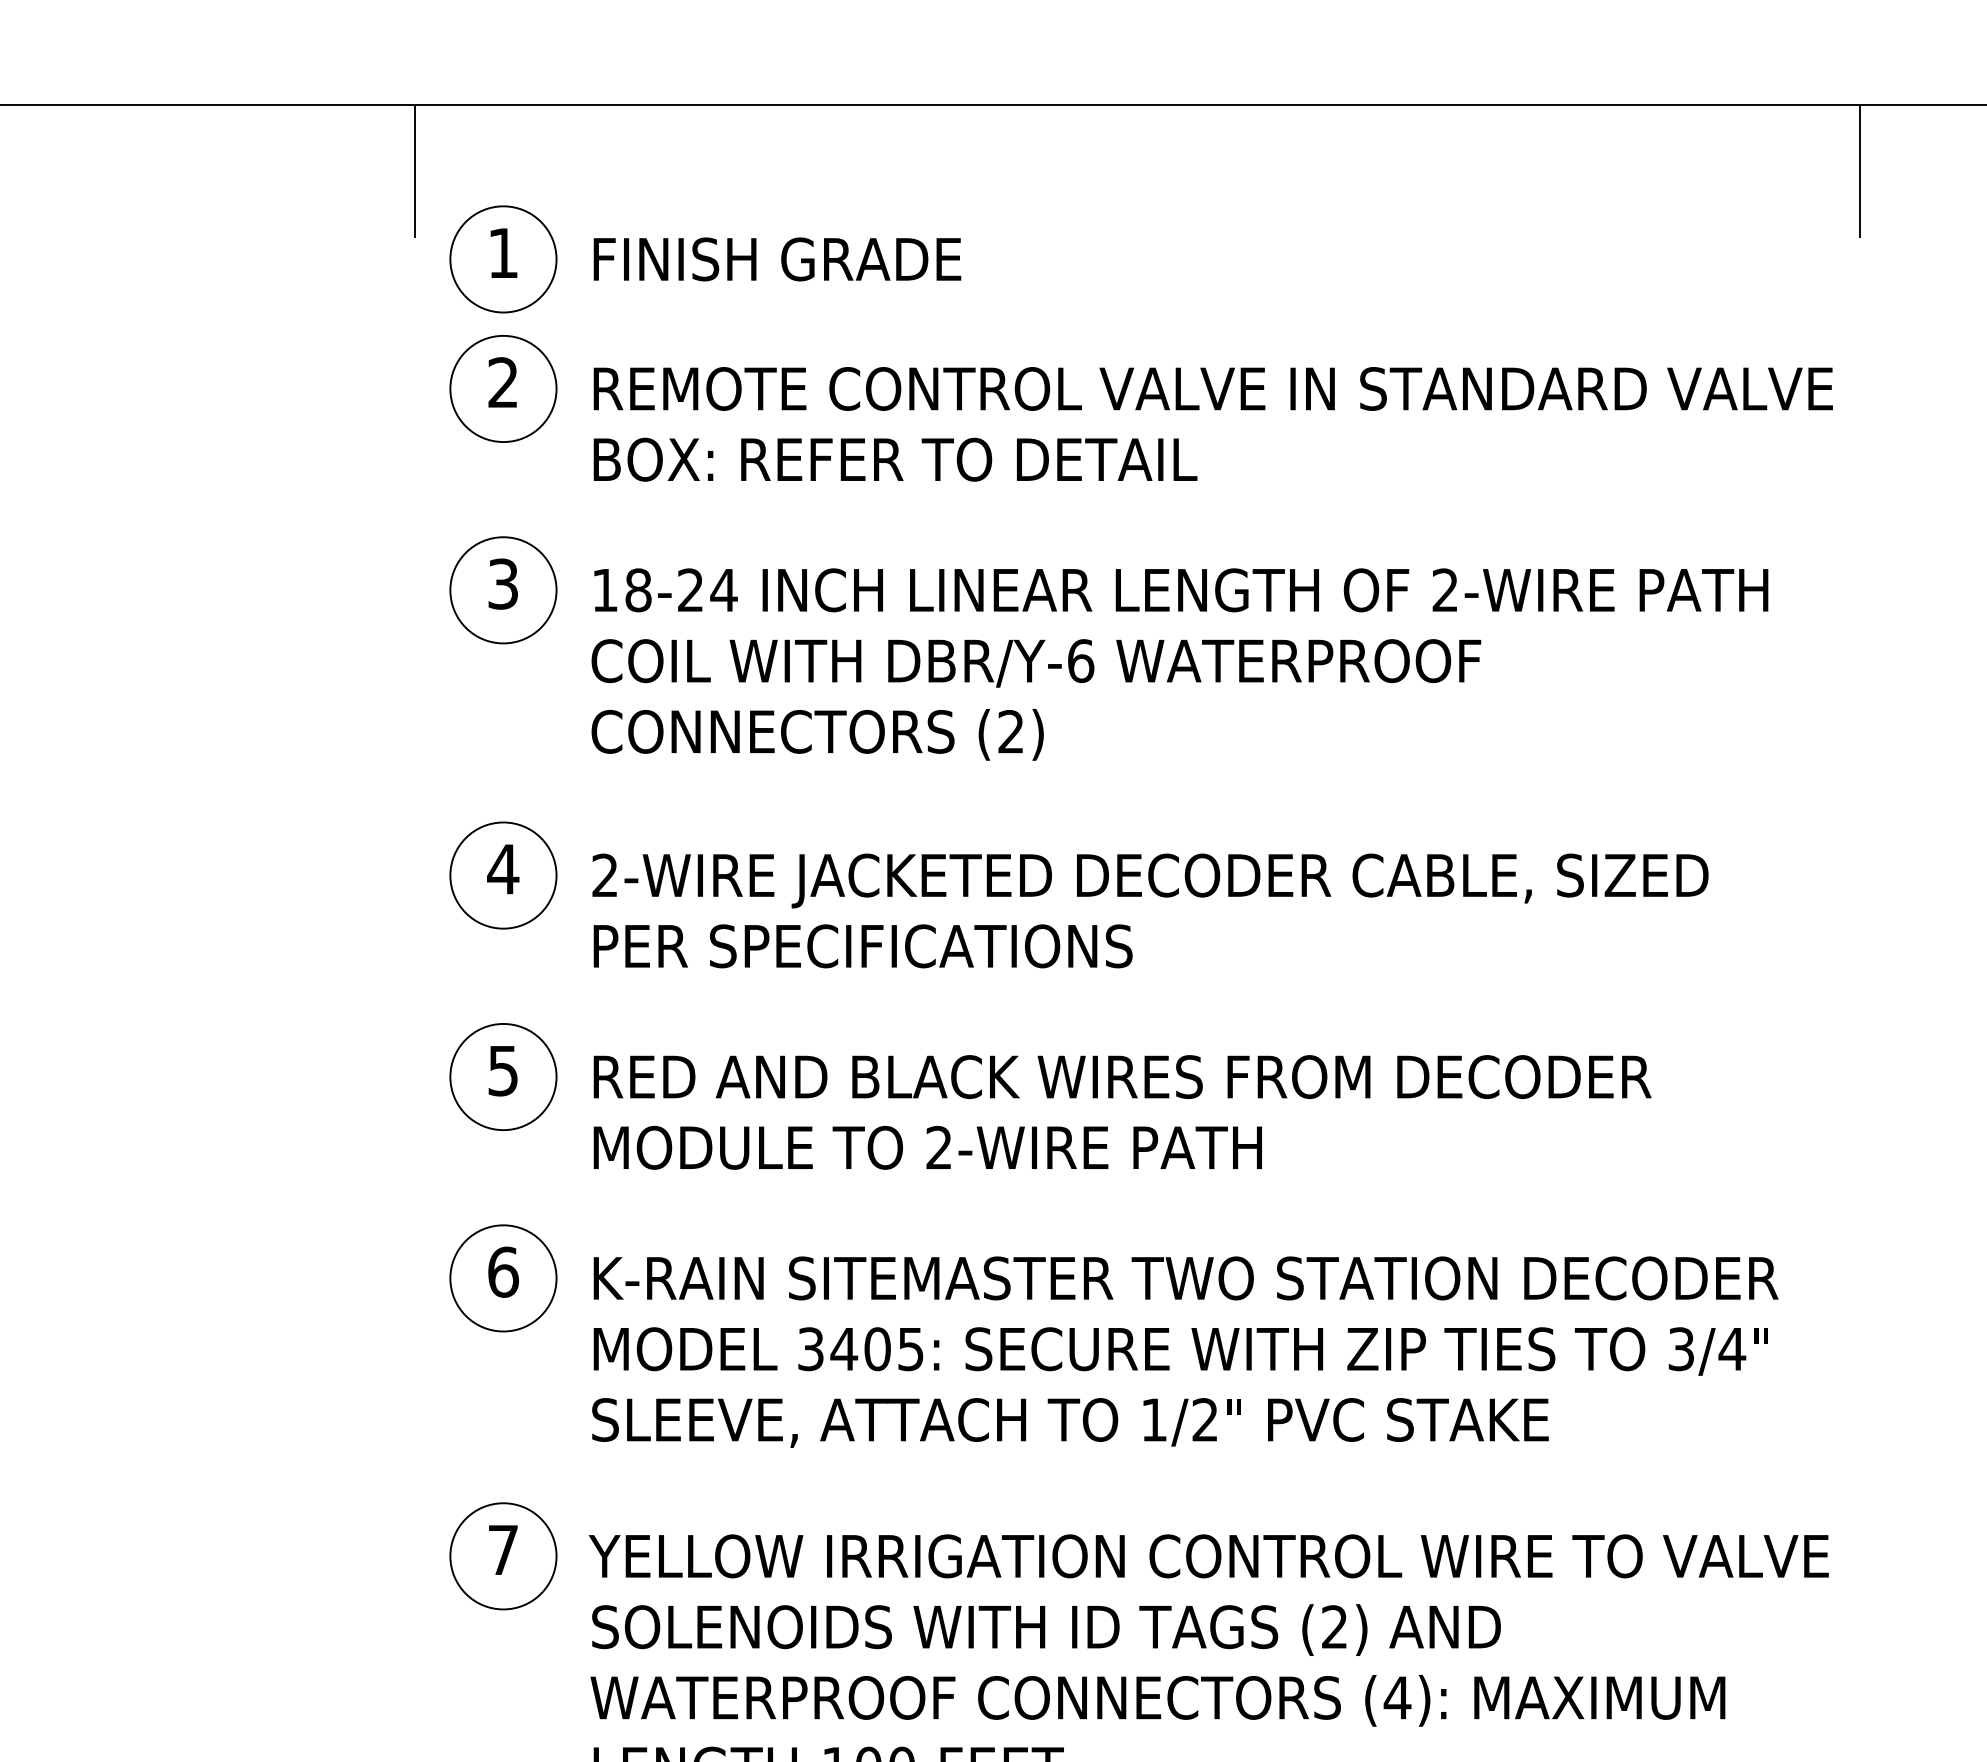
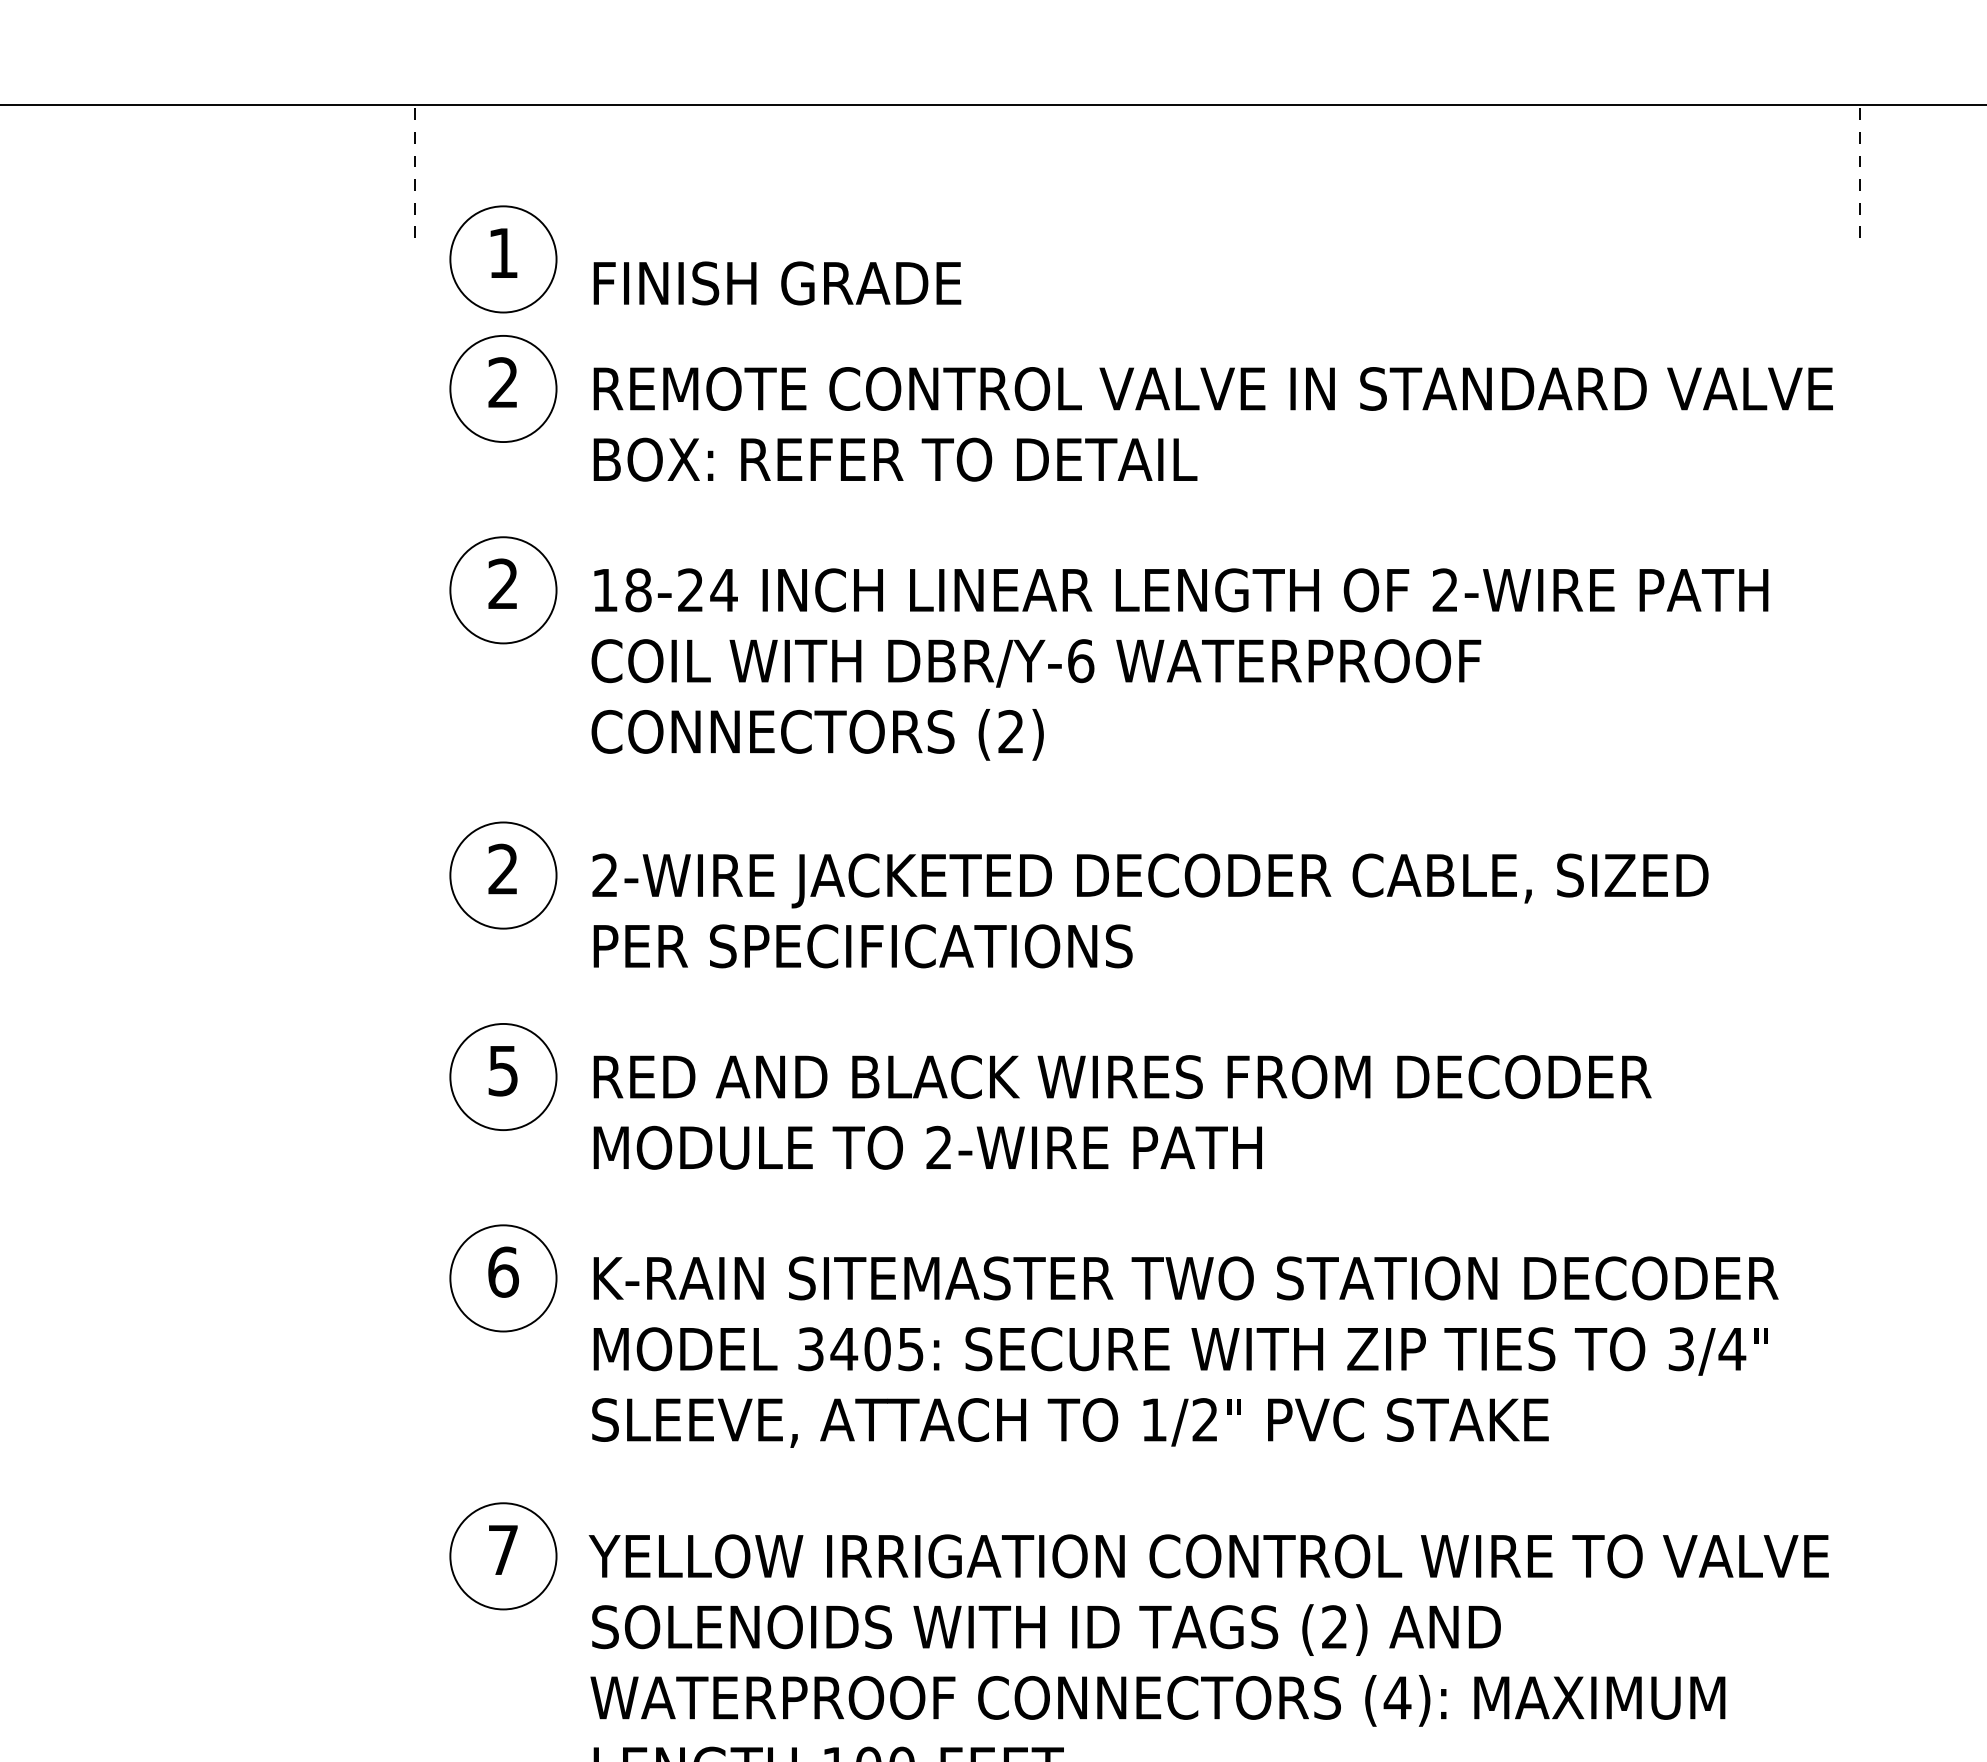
line: solid -> dashed (414, 171)
line: solid -> dashed (1860, 171)
text position: (777, 259) -> (777, 283) (777, 283)
text: 3 -> 2 (502, 583)
text: 4 -> 2 (503, 868)
